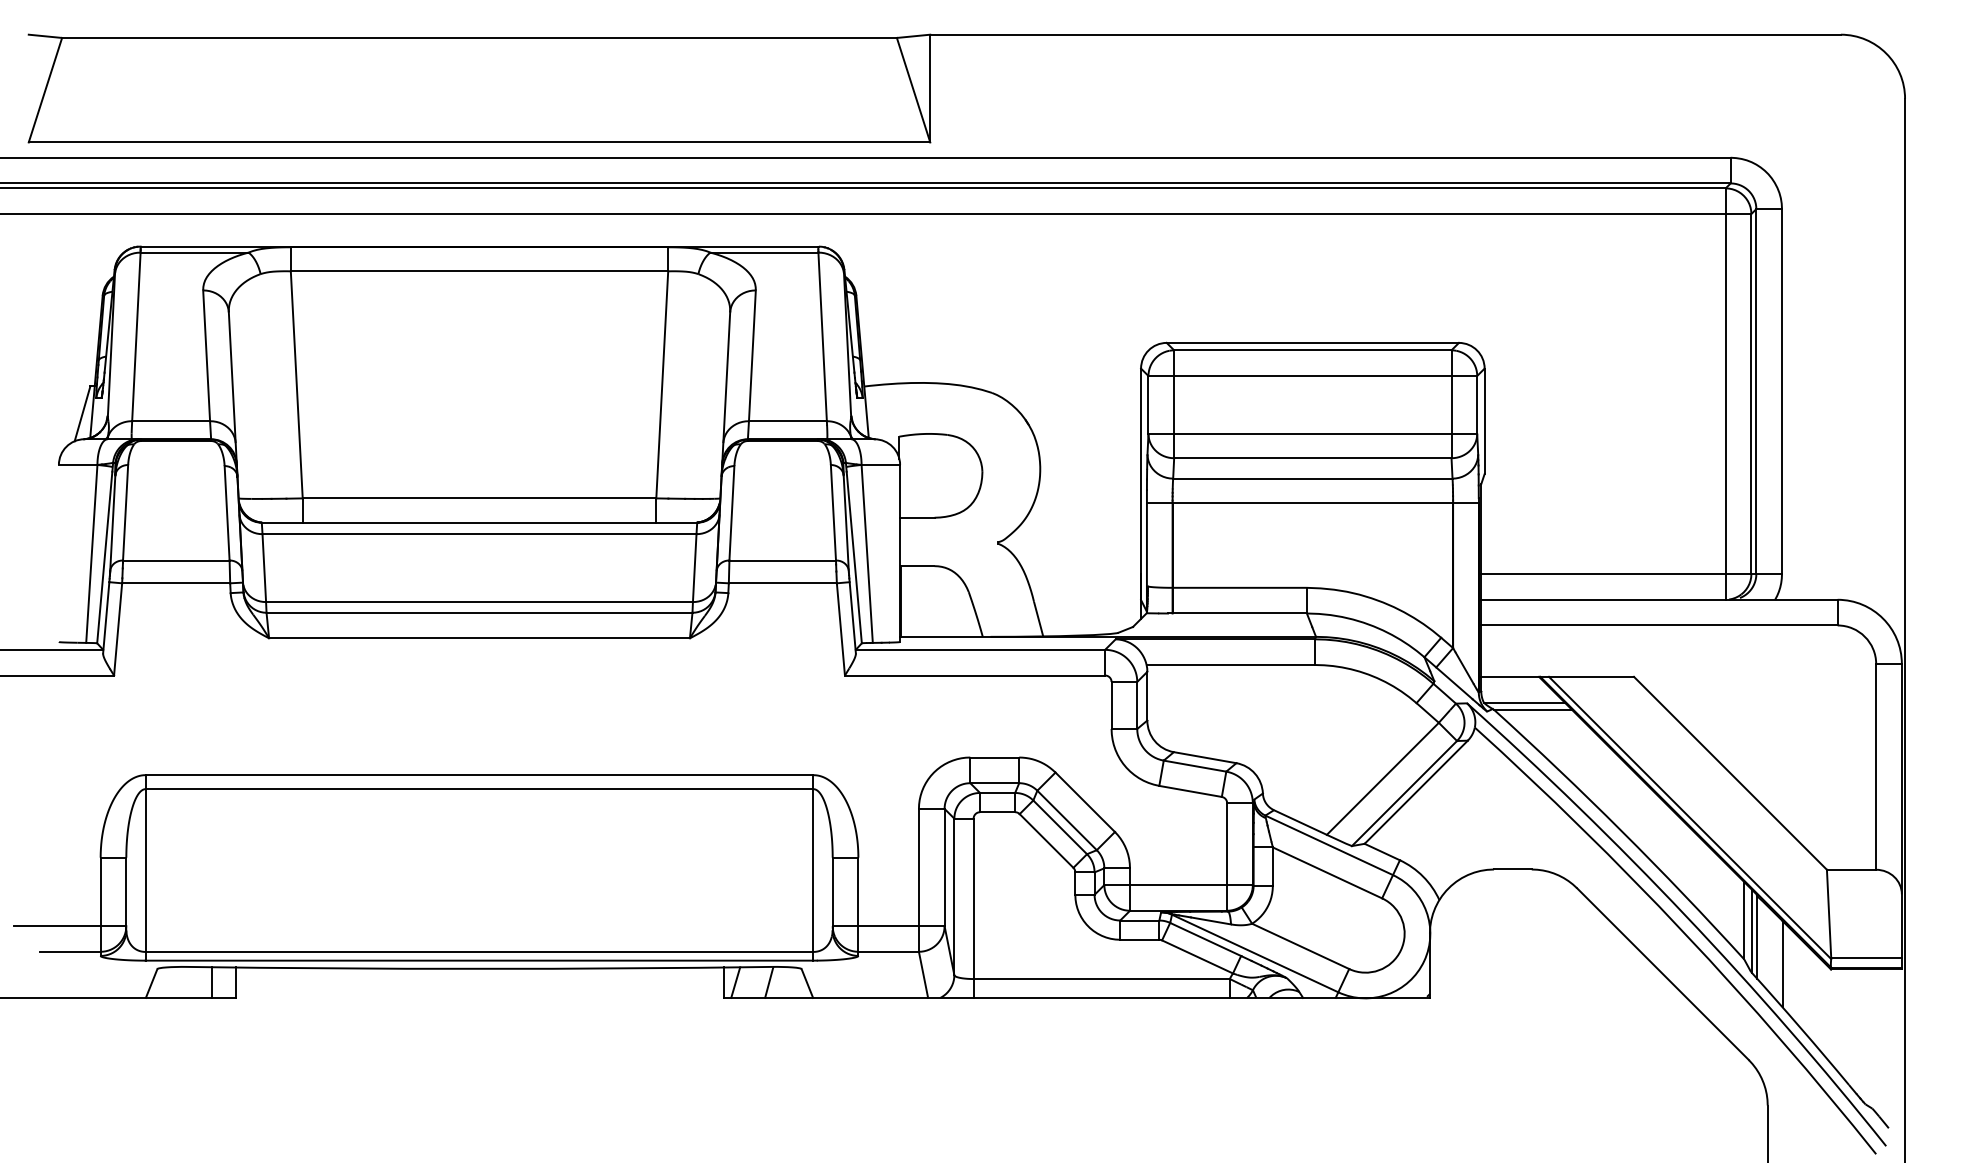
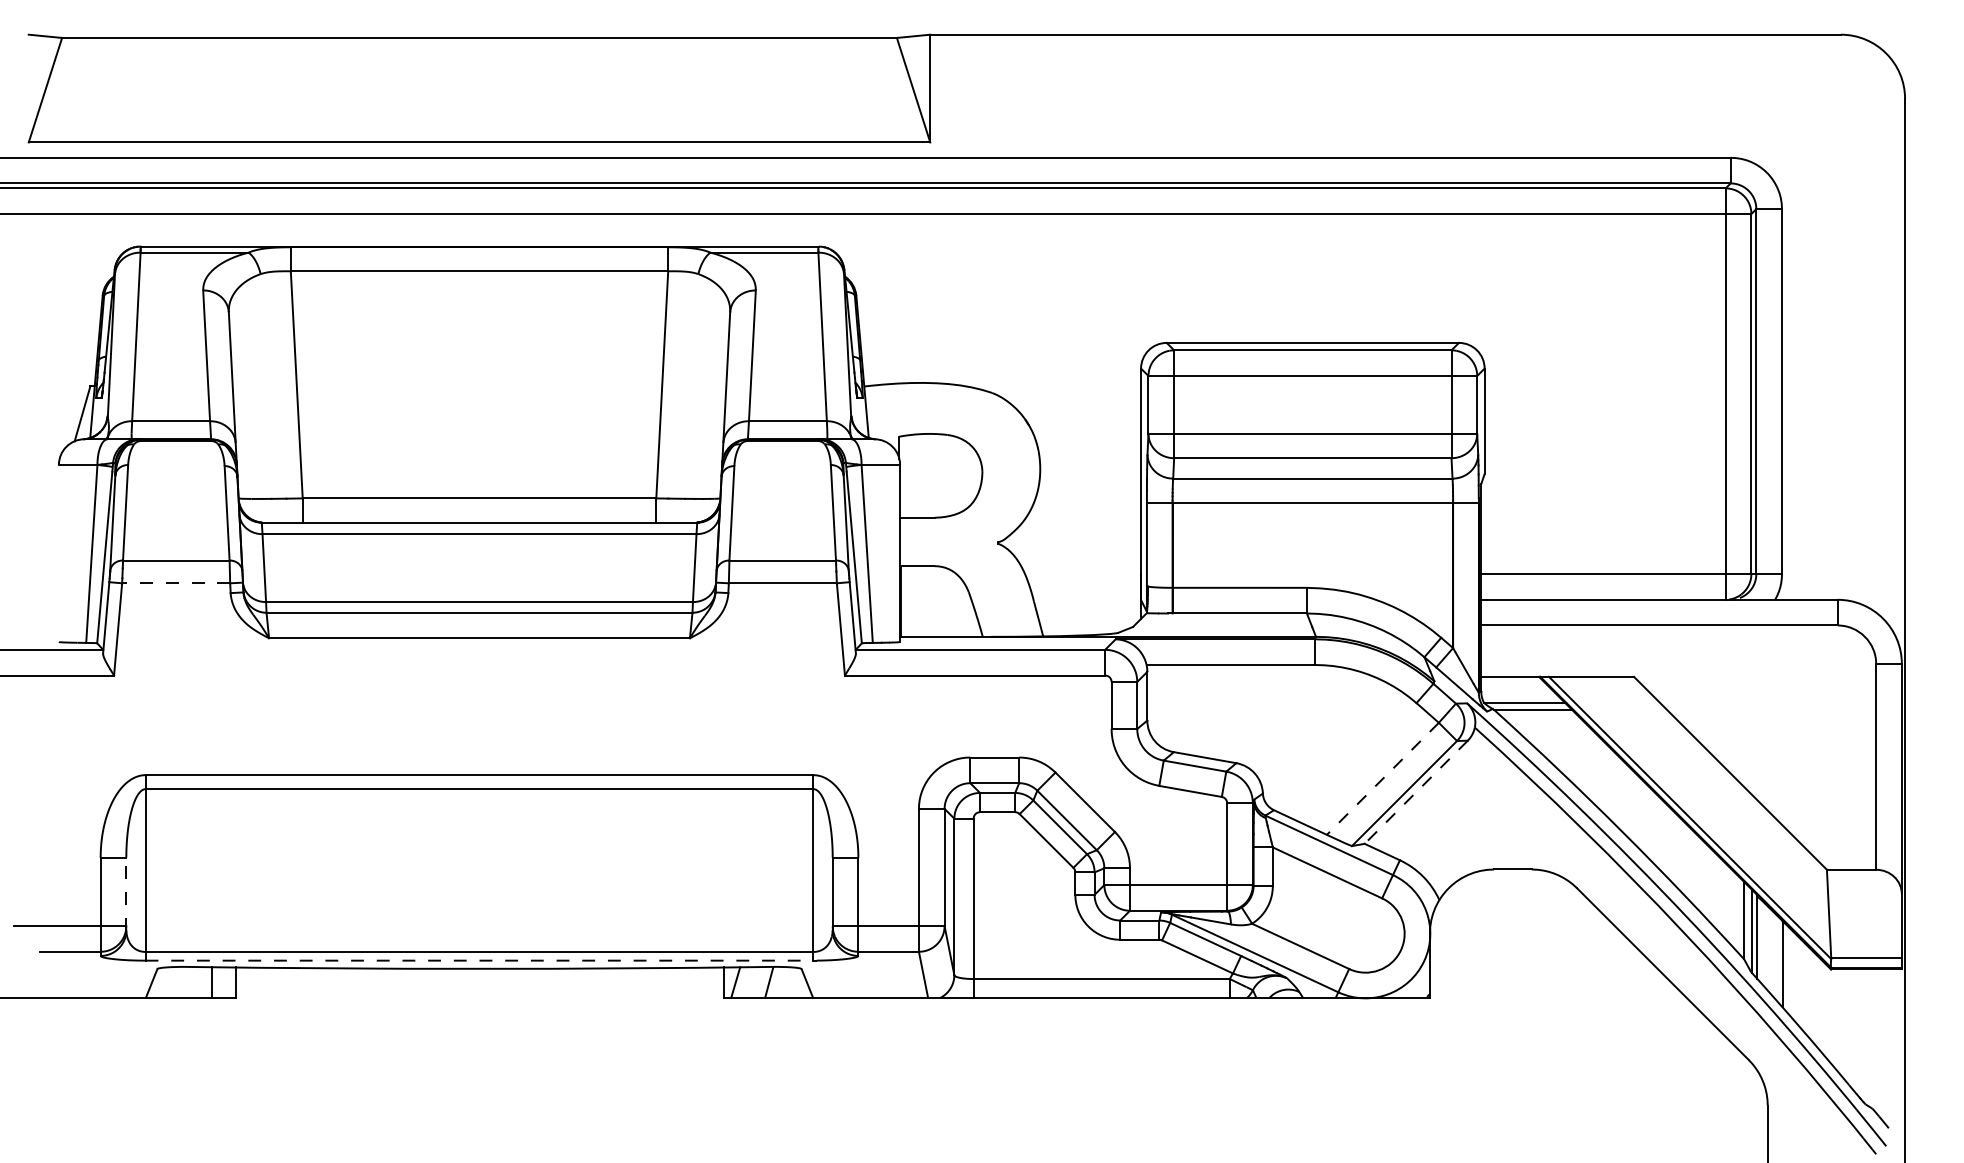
line: solid -> dashed (175, 583)
line: solid -> dashed (1382, 779)
line: solid -> dashed (1416, 792)
line: solid -> dashed (126, 893)
line: solid -> dashed (481, 960)
